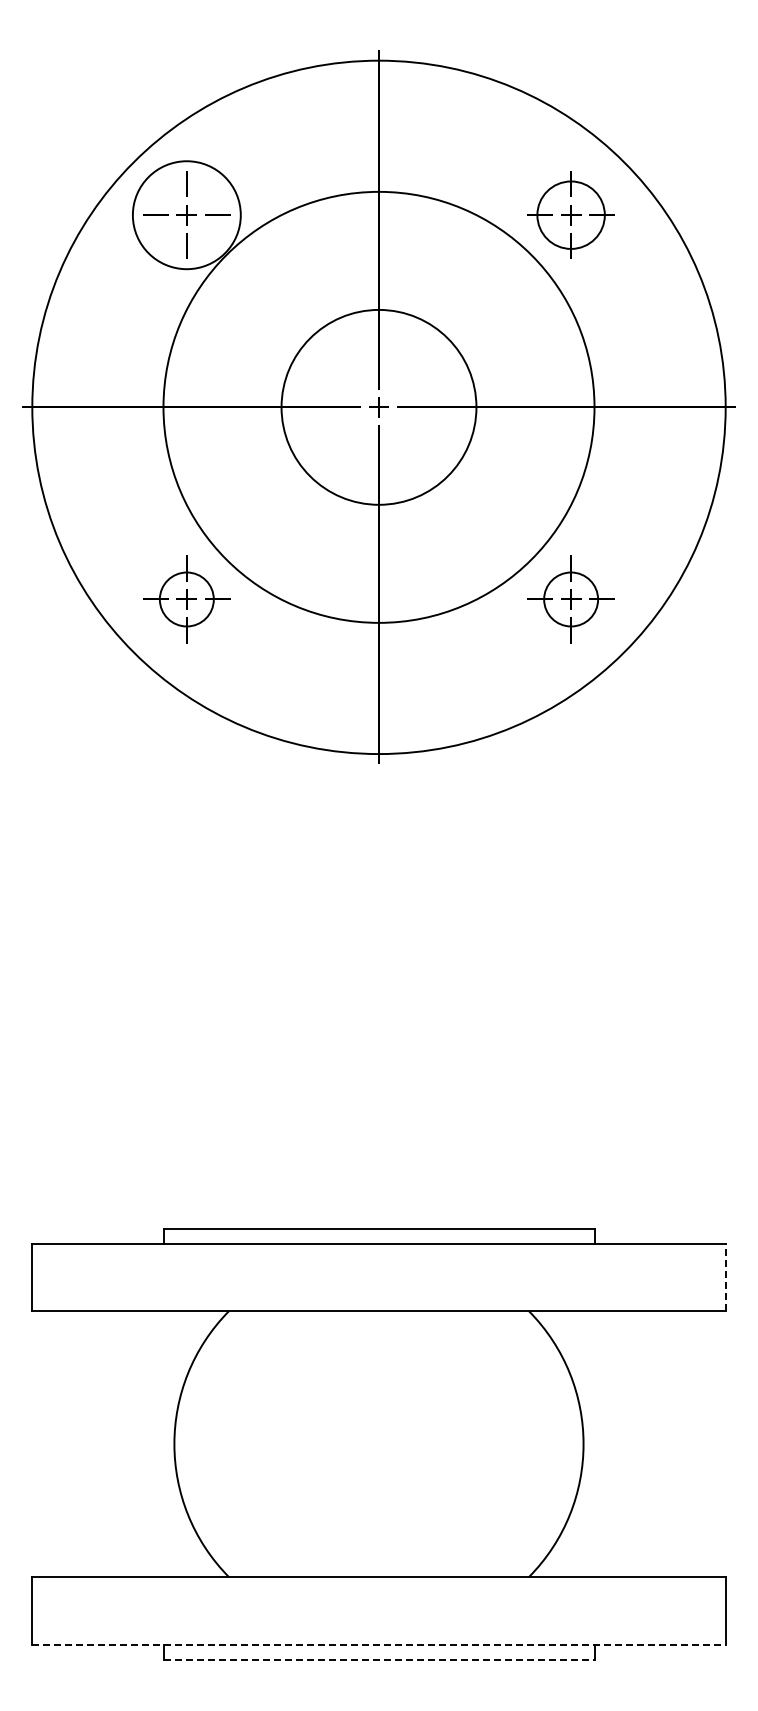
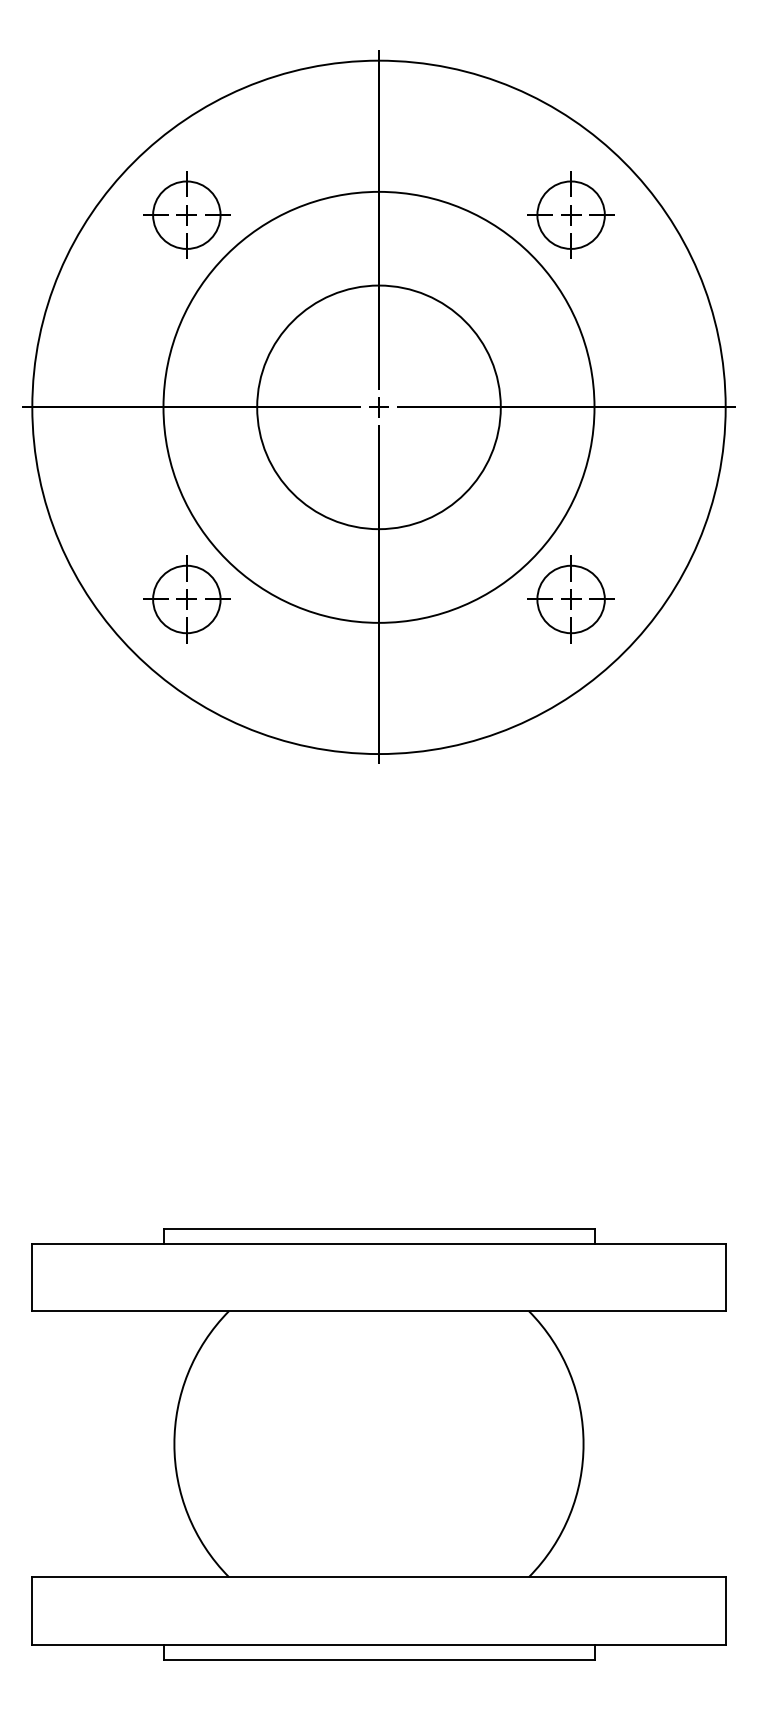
circle diameter: 108 px -> 67 px (186, 214)
circle diameter: 195 px -> 244 px (378, 407)
circle diameter: 54 px -> 67 px (186, 599)
circle diameter: 54 px -> 67 px (570, 599)
line: dashed -> solid (725, 1277)
line: dashed -> solid (379, 1644)
line: dashed -> solid (379, 1659)
